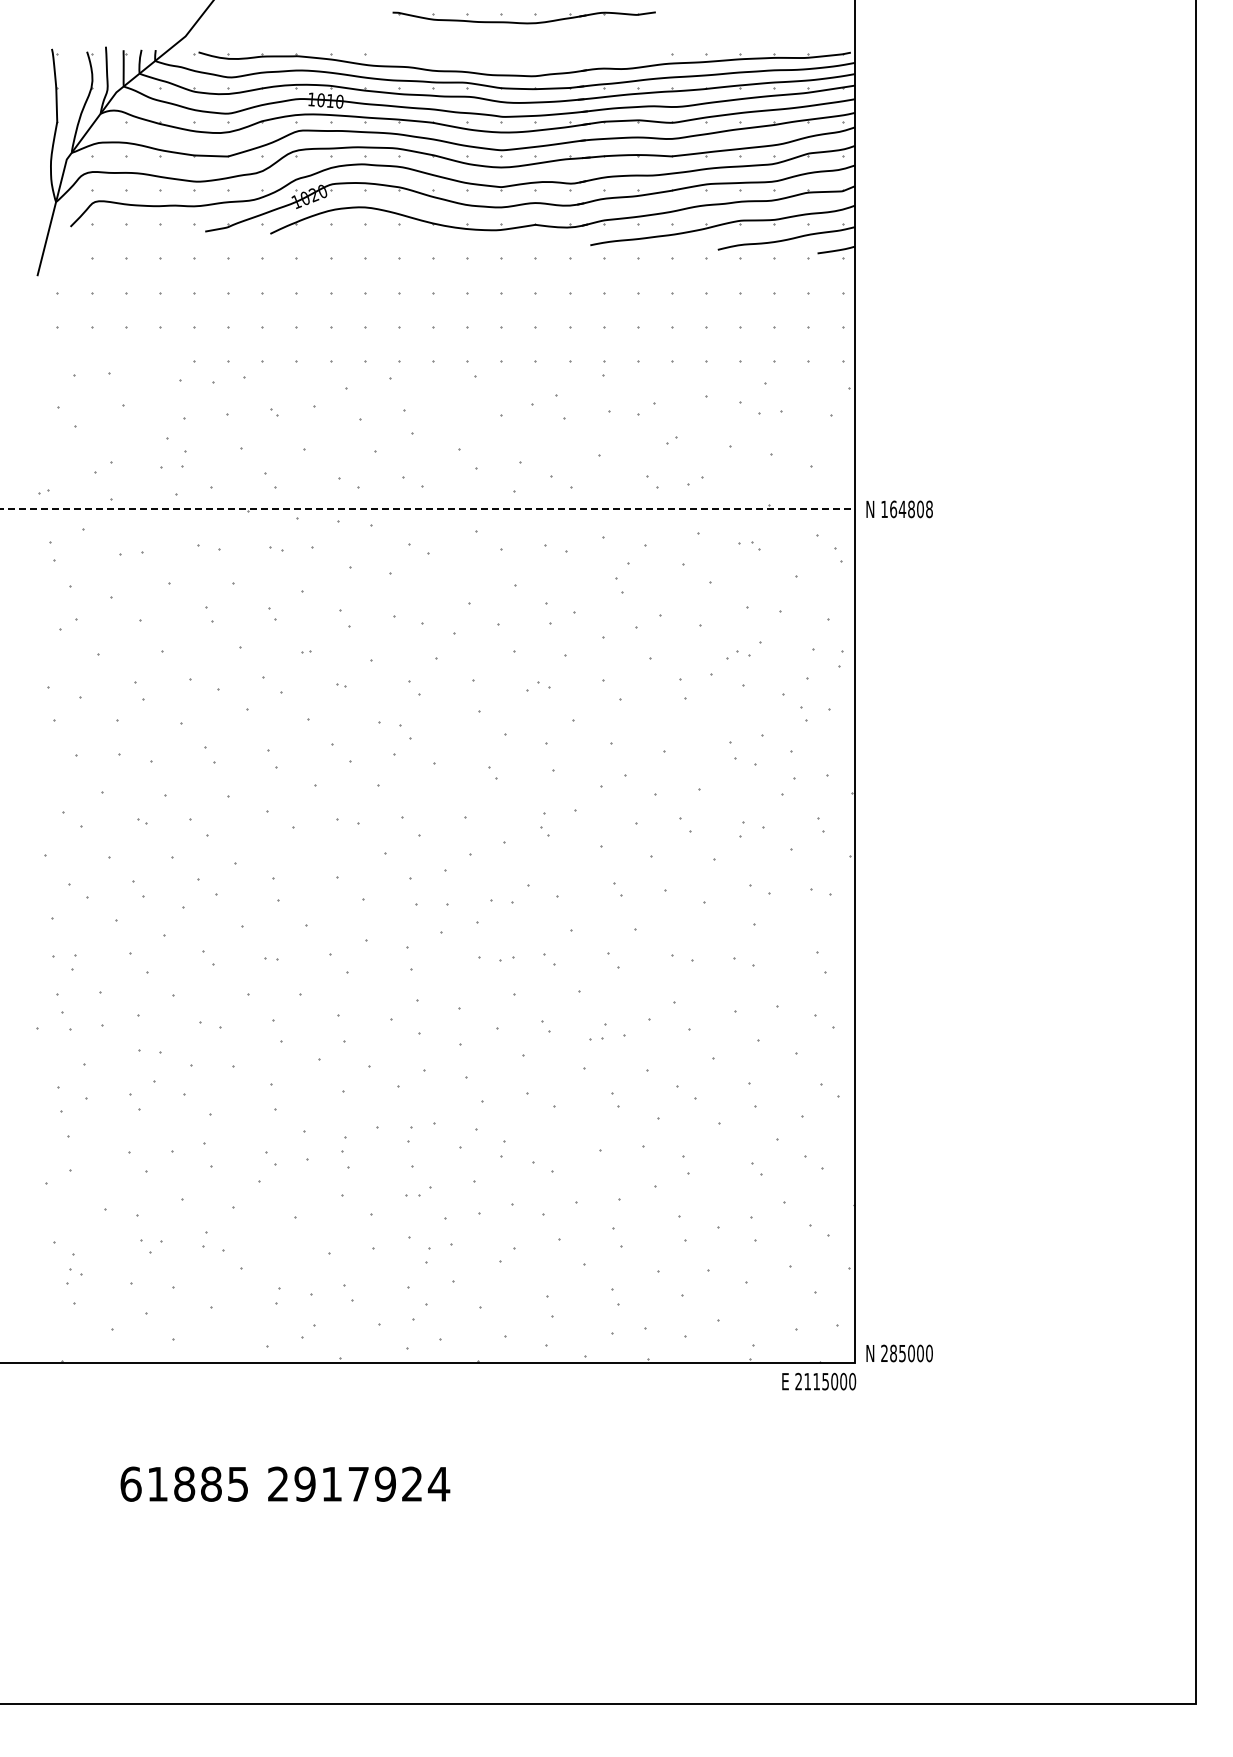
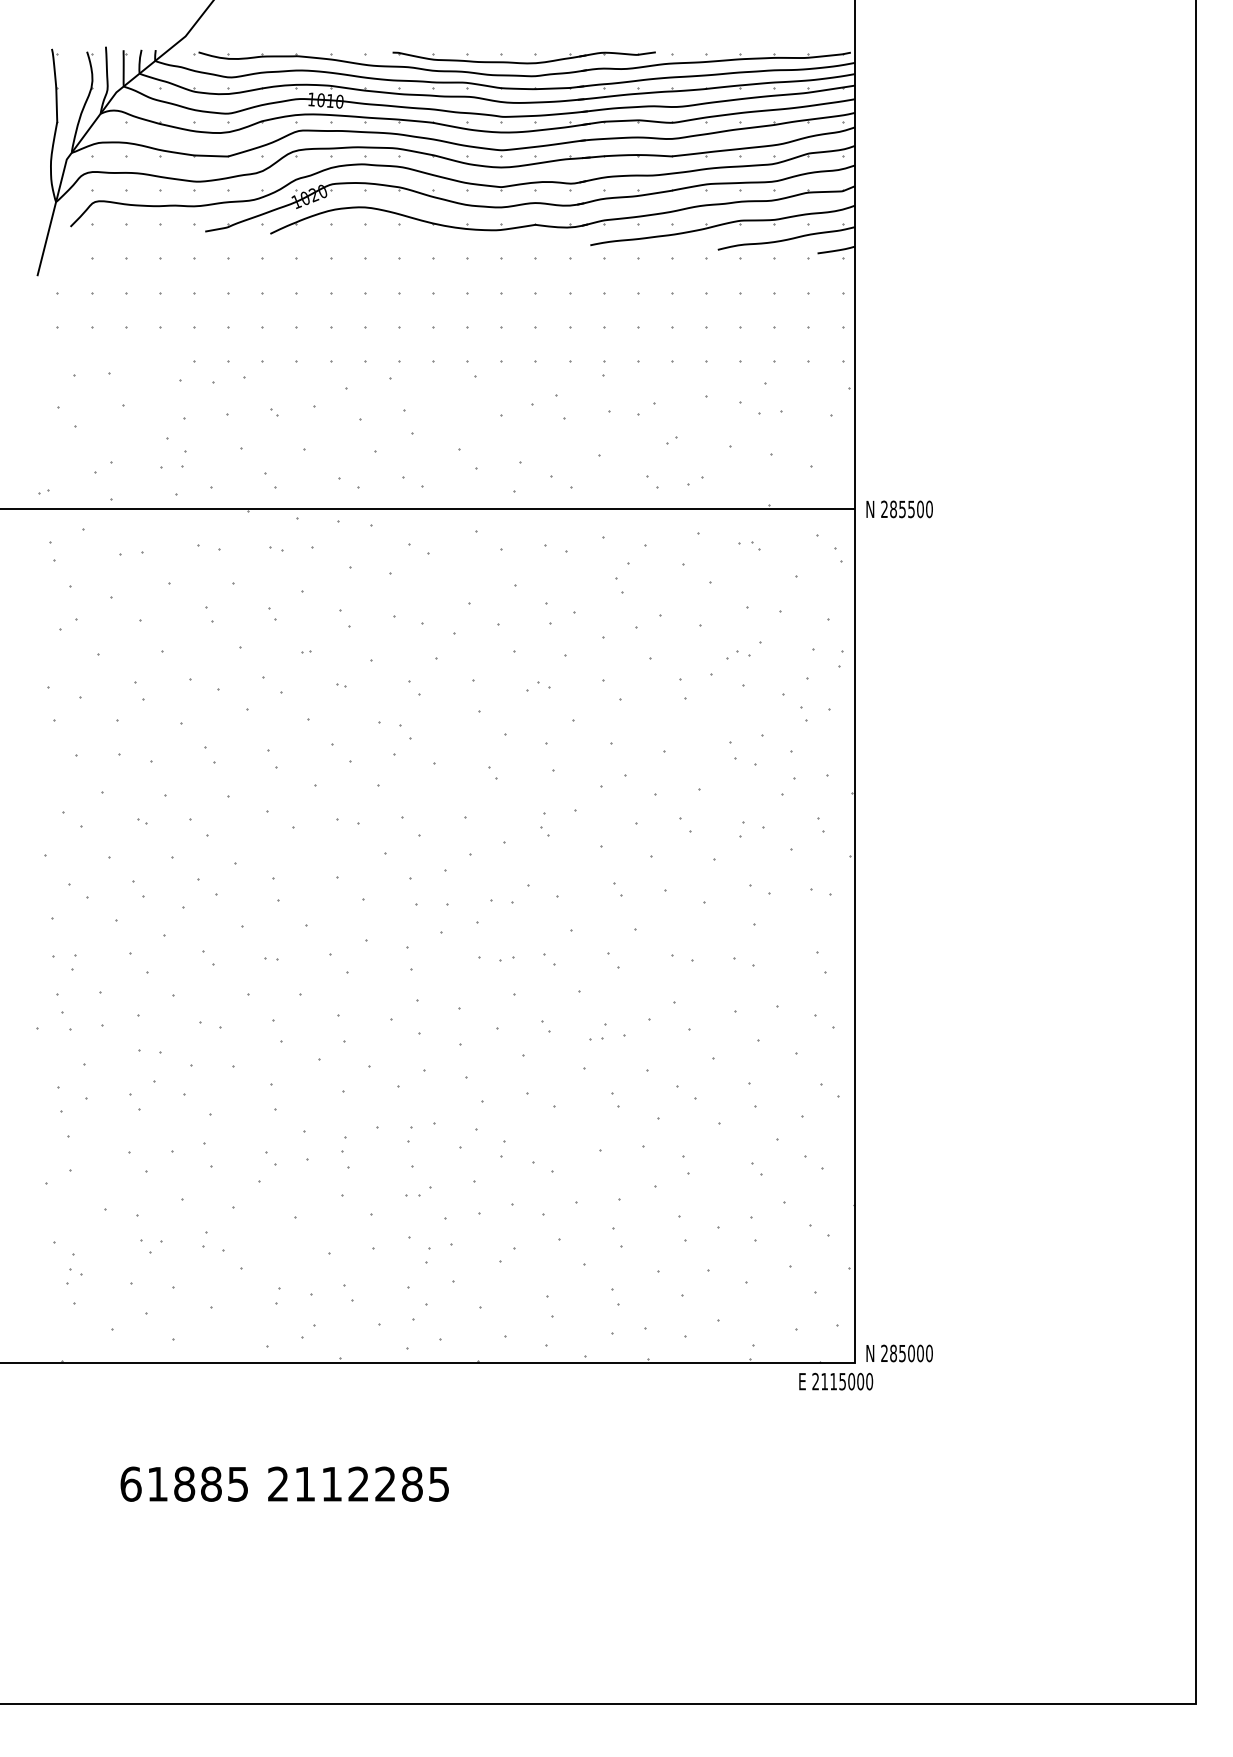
part position: (523, 17) -> (523, 57) (523, 57)
line: dashed -> solid (427, 509)
text: 164808 -> 285500 (906, 509)
text position: (819, 1381) -> (836, 1381) (836, 1381)
text: 2917924 -> 2112285 (372, 1483)
